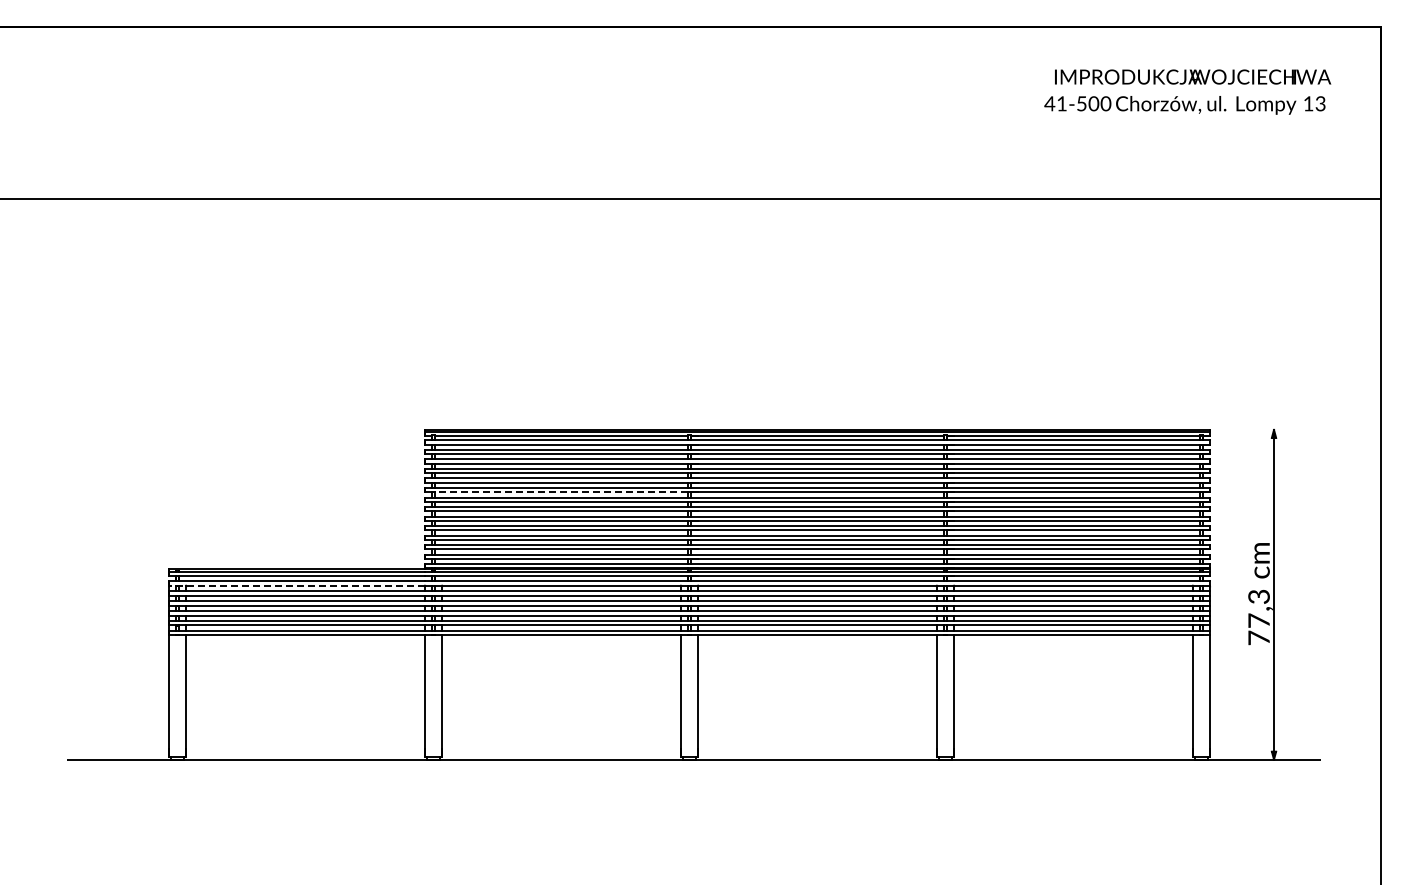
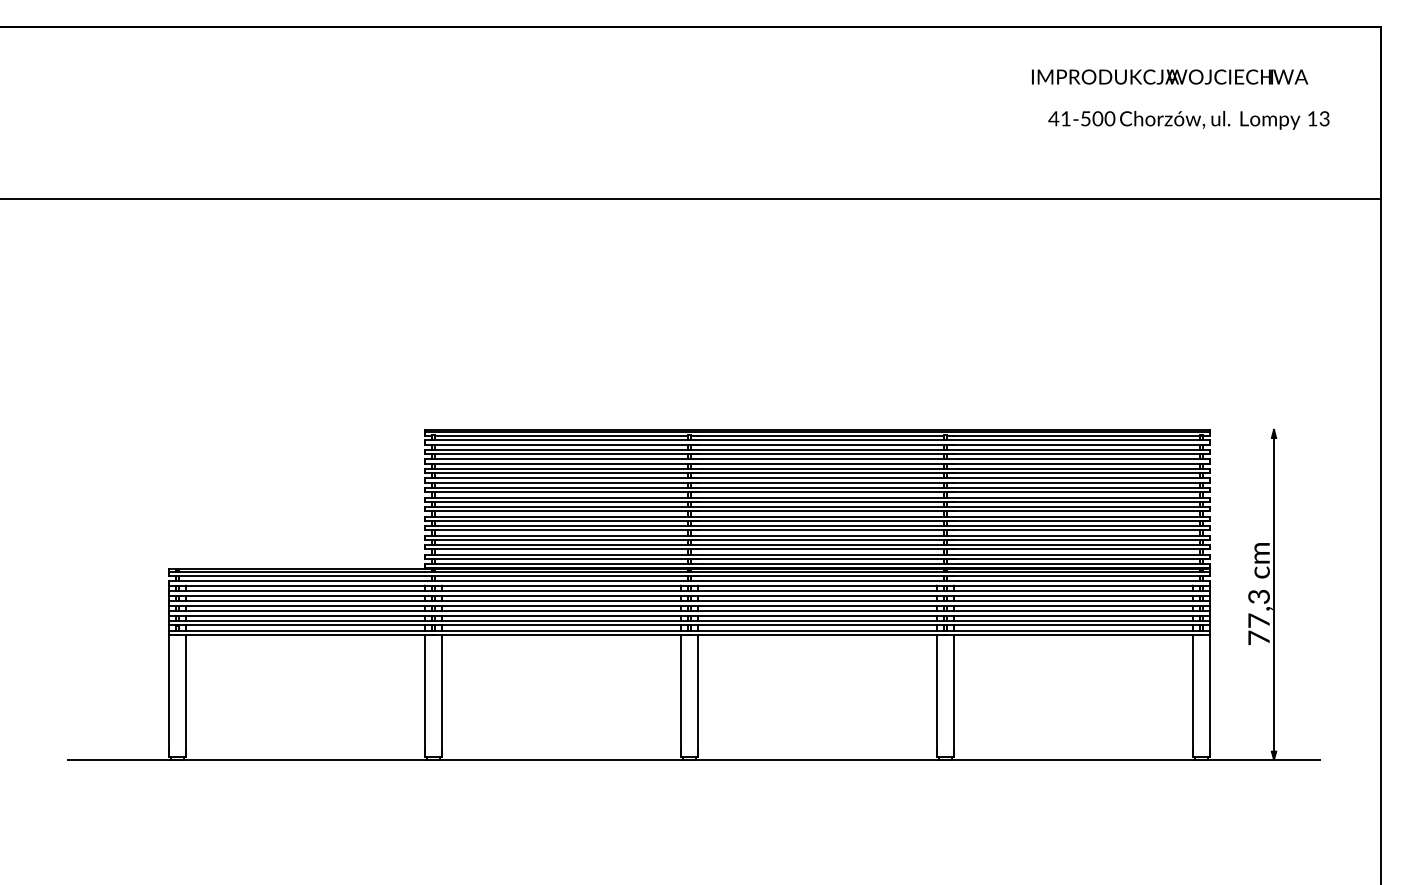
text position: (1193, 76) -> (1170, 76) (1170, 76)
text position: (1184, 105) -> (1188, 120) (1188, 120)
line: dashed -> solid (561, 492)
line: dashed -> solid (297, 585)
